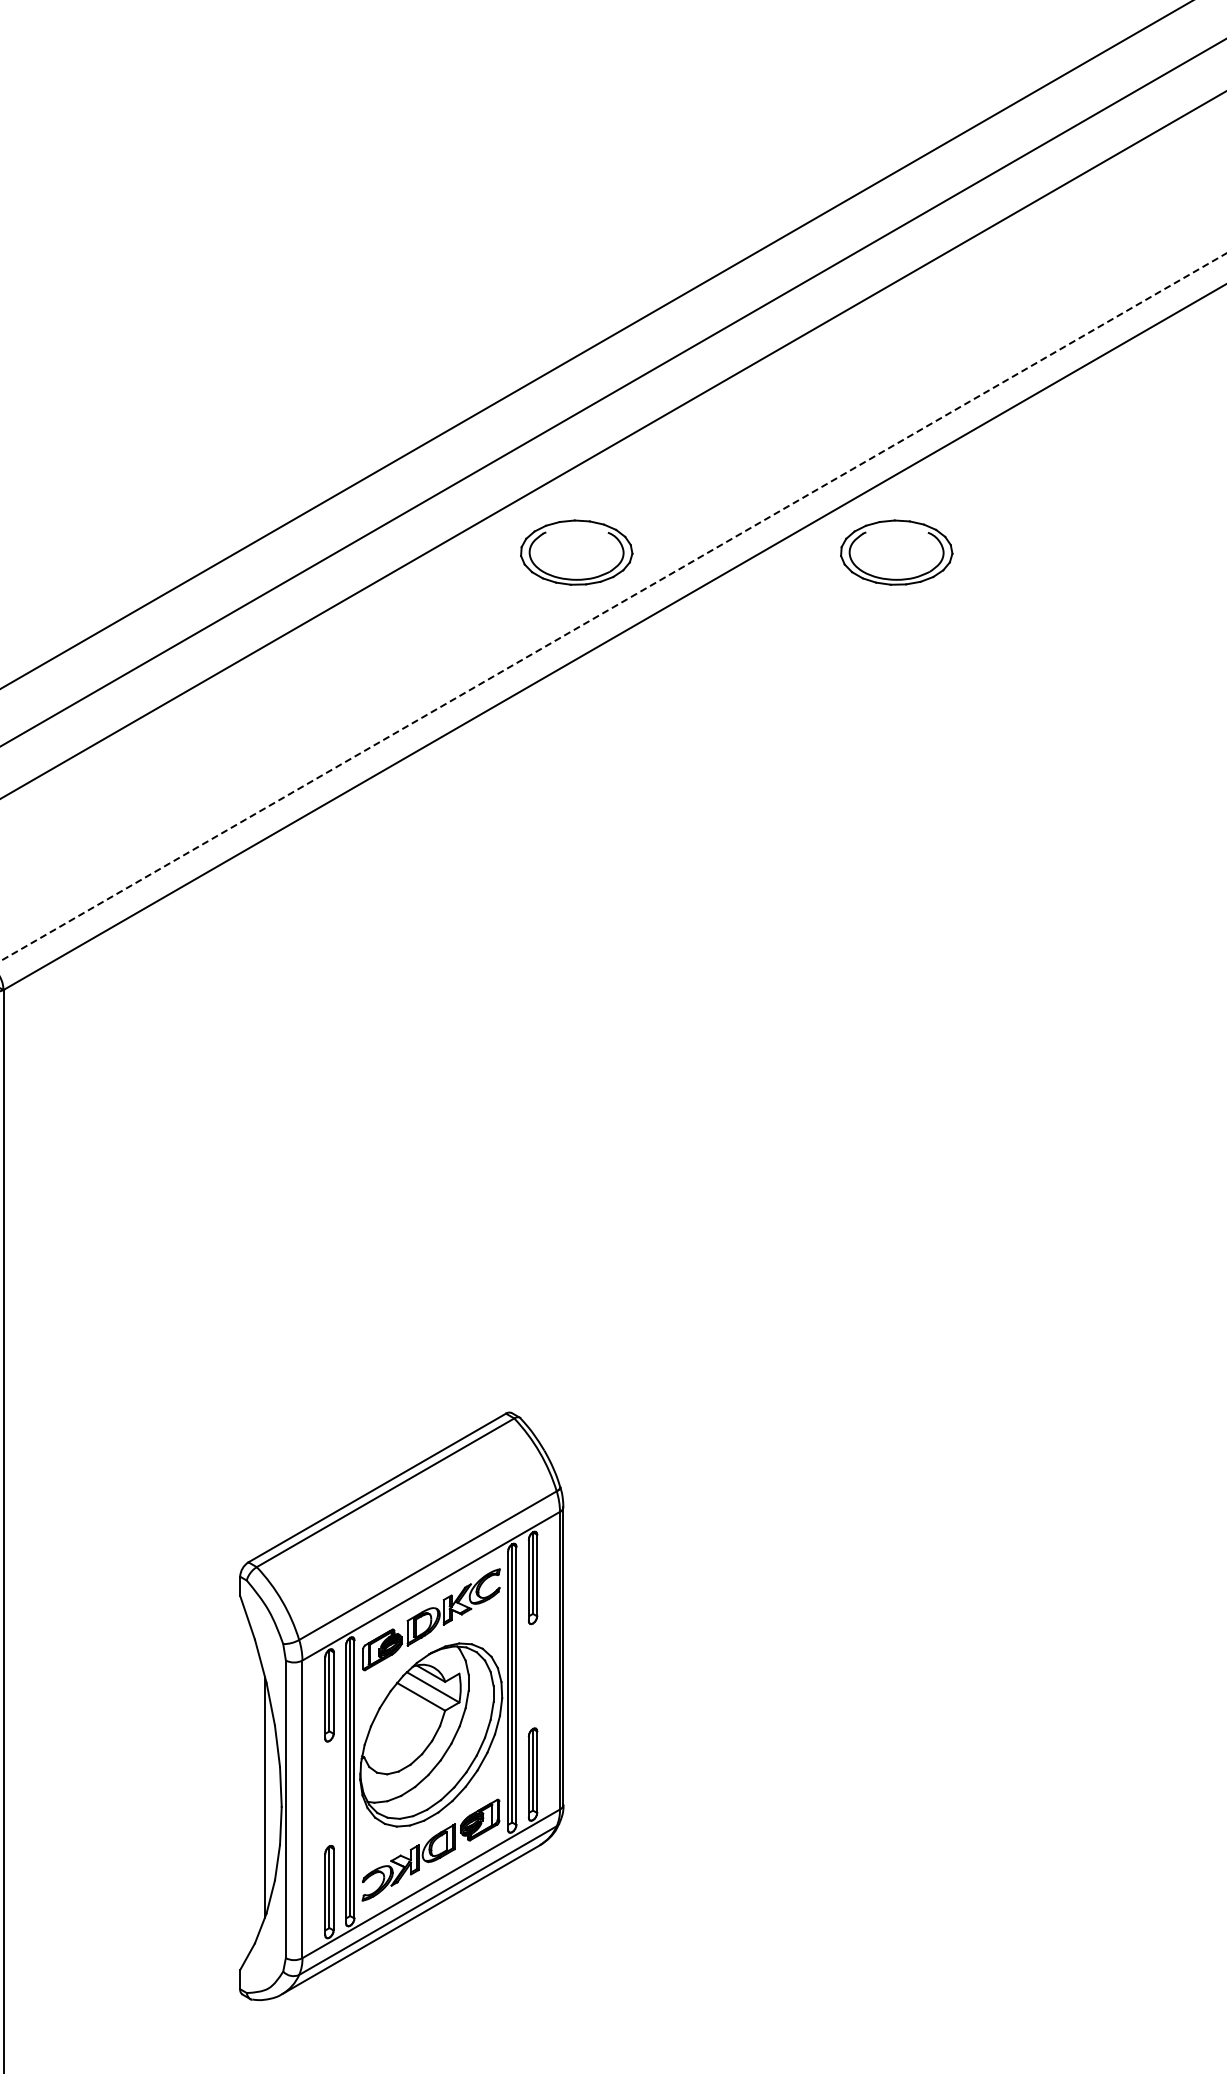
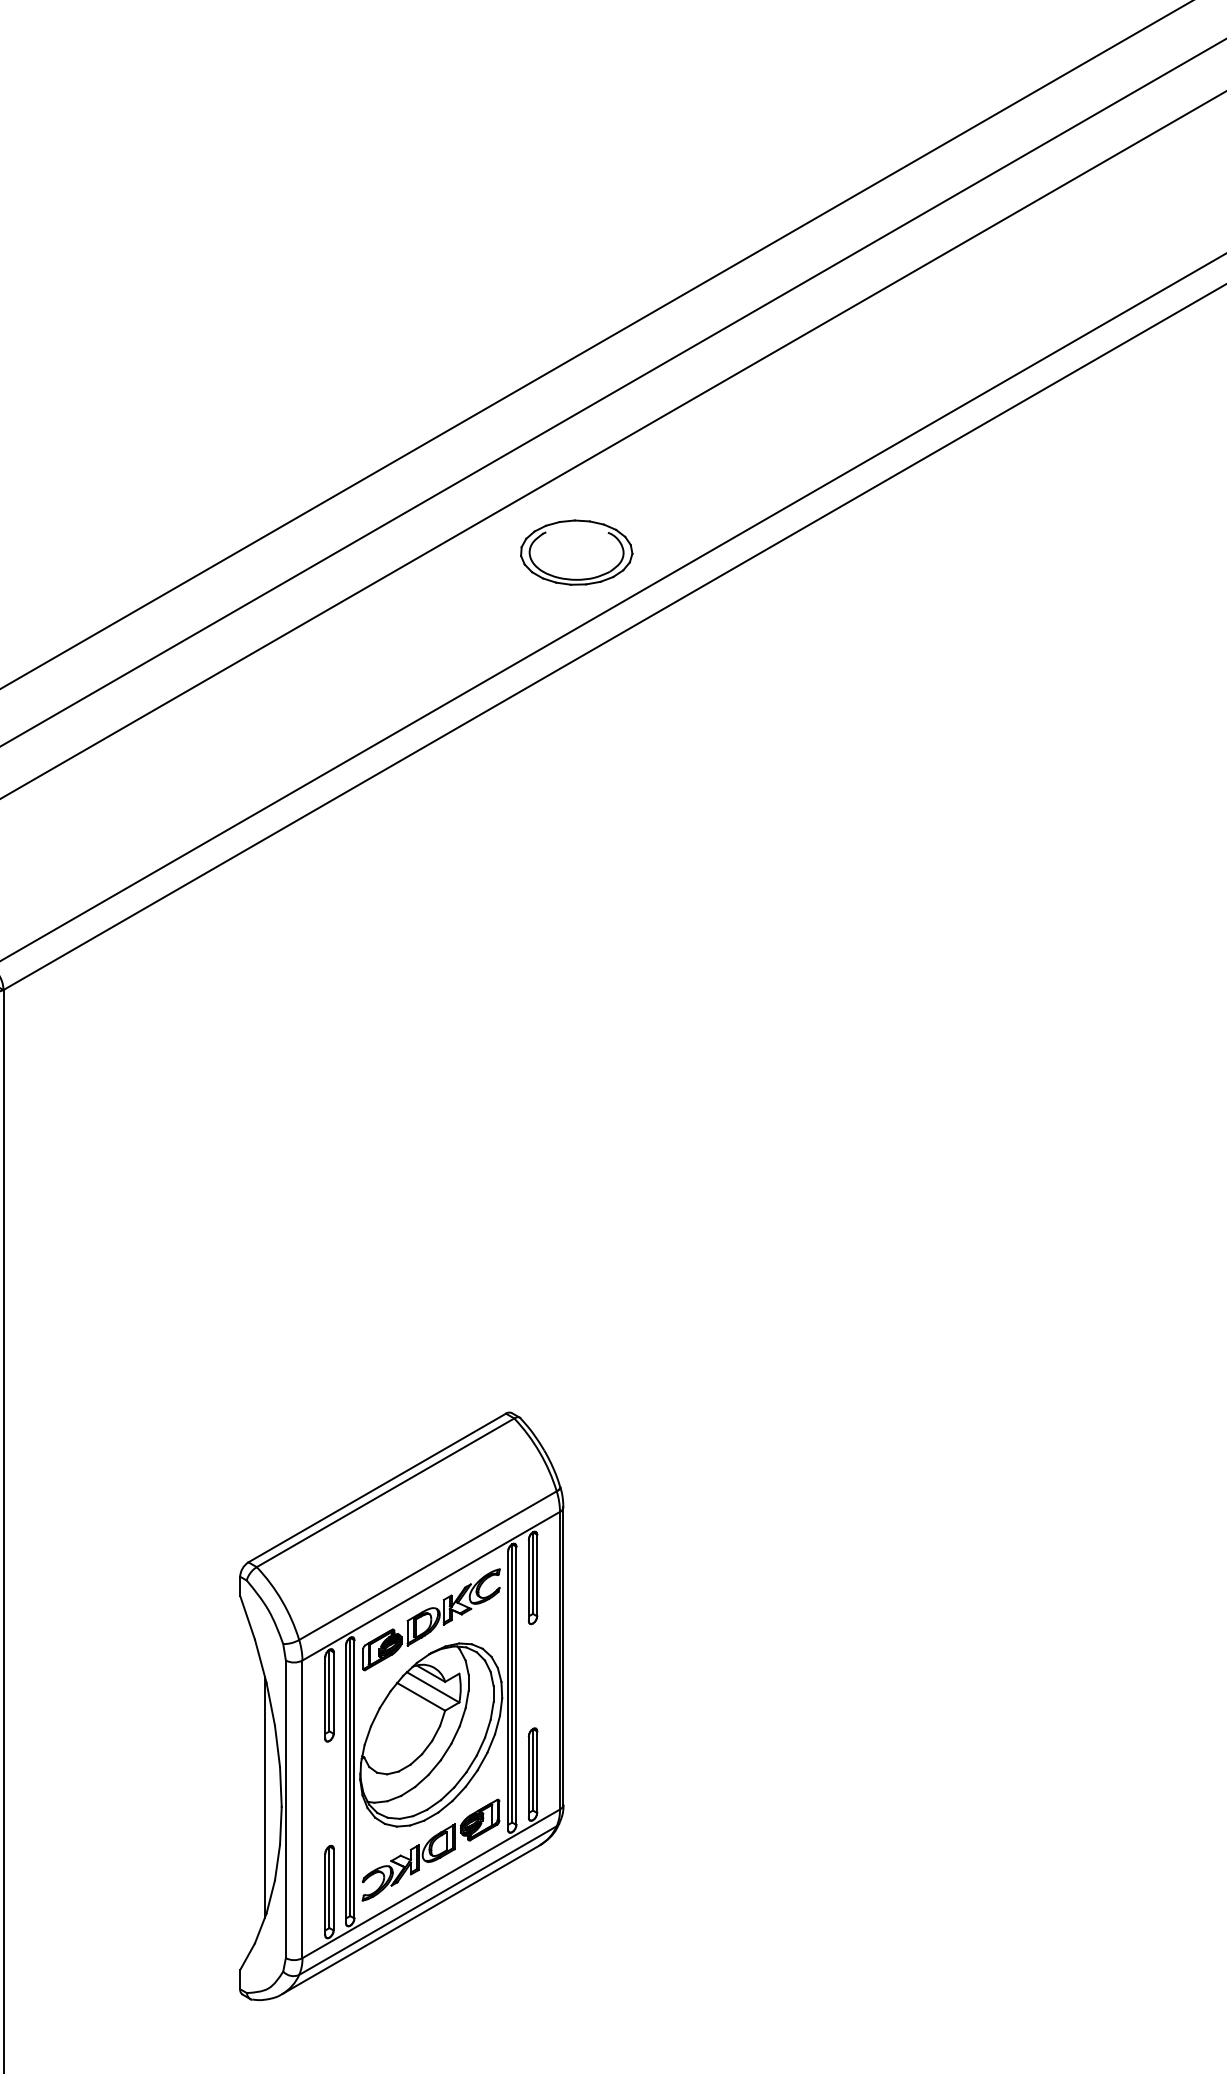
part: present -> none (896, 552)
line: dashed -> solid (613, 607)
